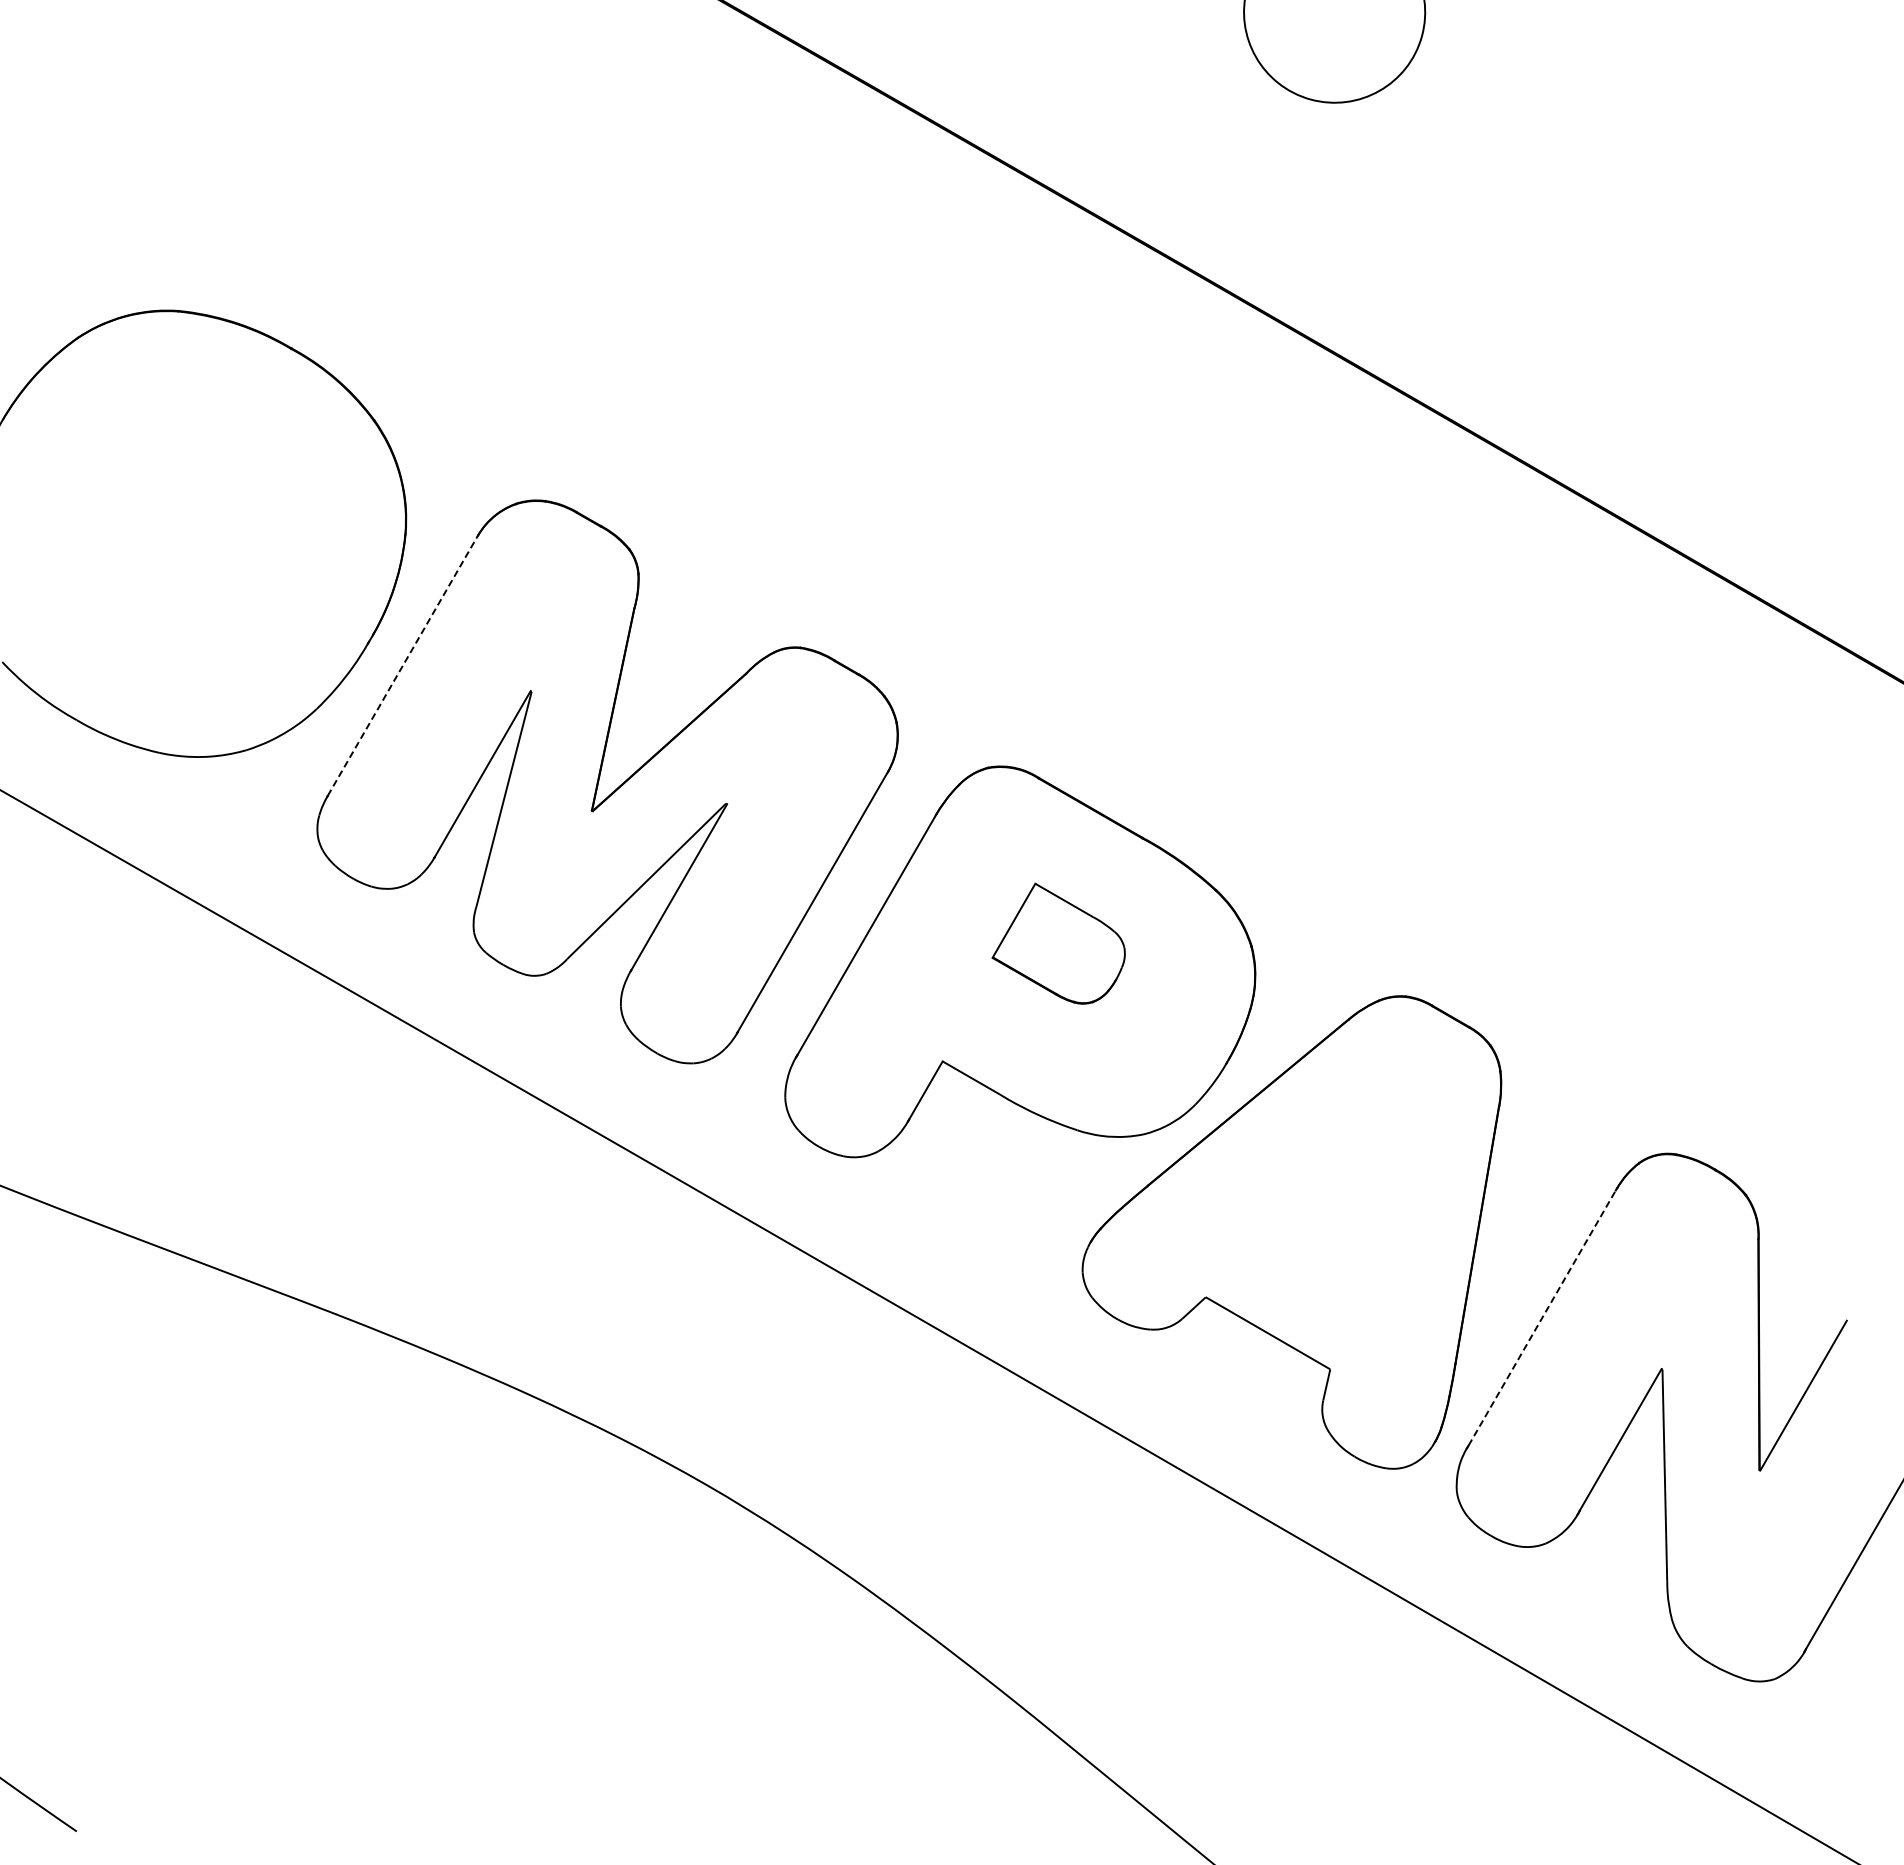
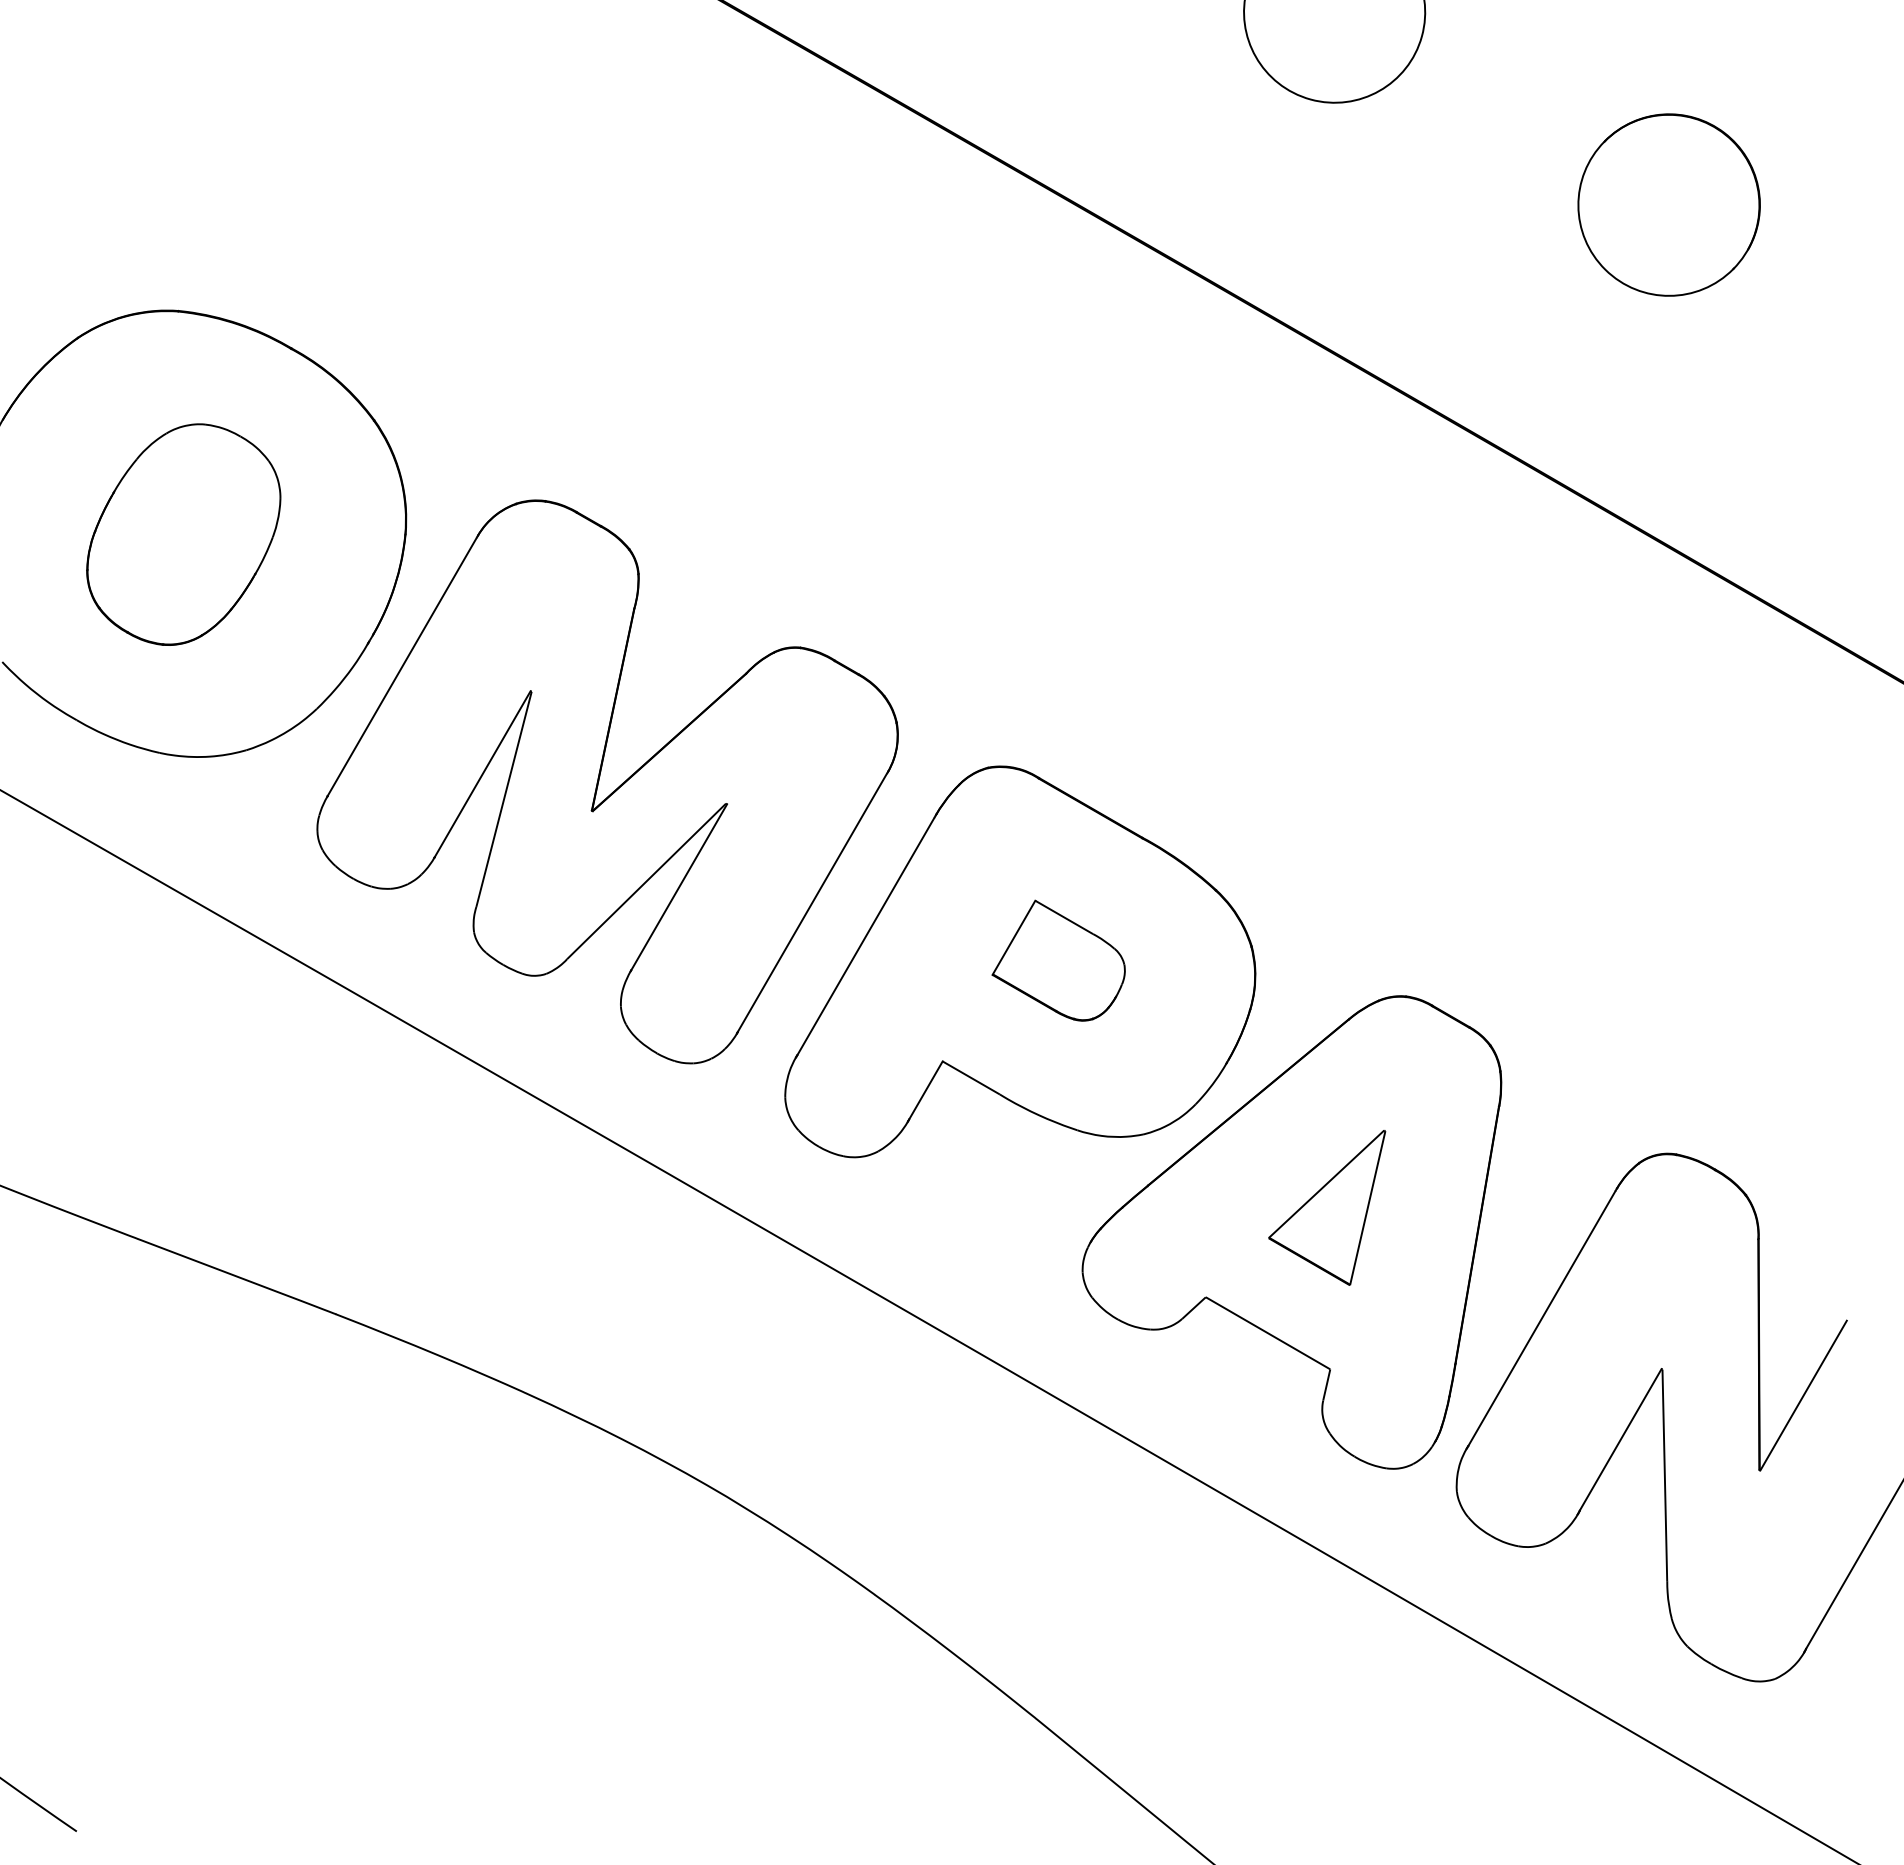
part: none -> present (1668, 204)
part: none -> present (183, 534)
line: dashed -> solid (402, 666)
part position: (1058, 943) -> (1058, 960) (1058, 960)
part: none -> present (1327, 1207)
line: dashed -> solid (1541, 1318)
